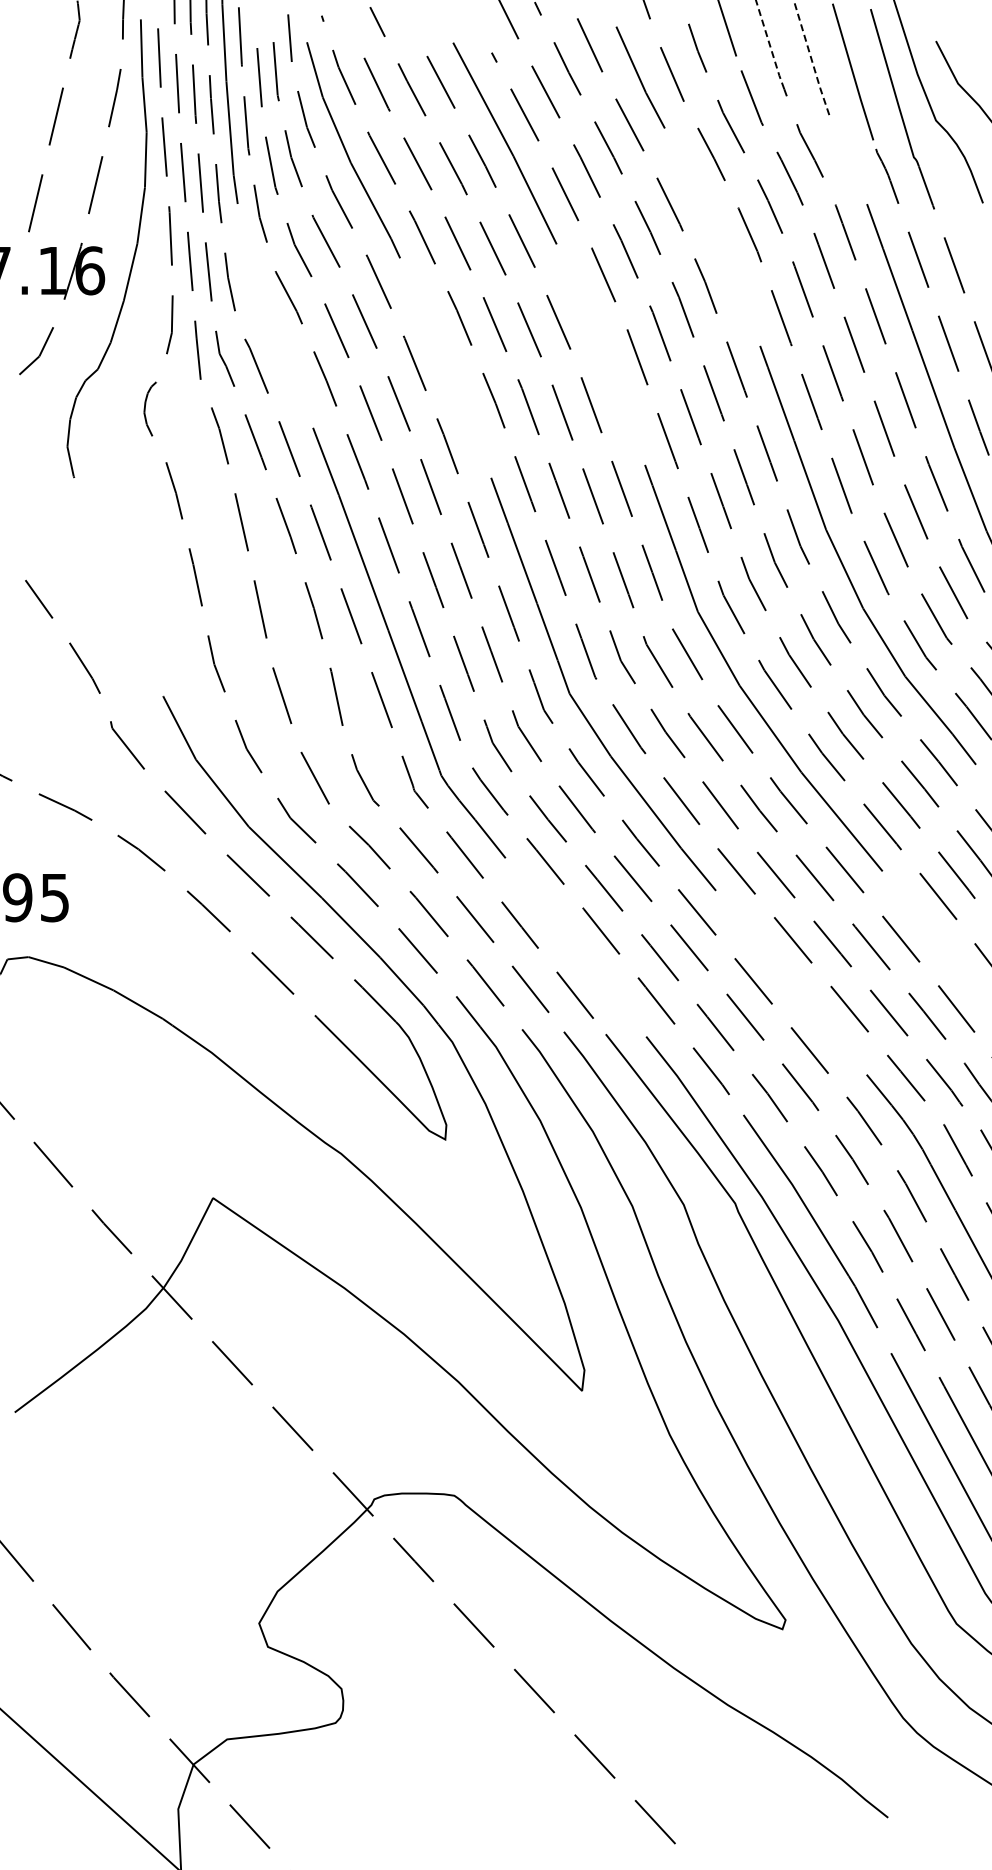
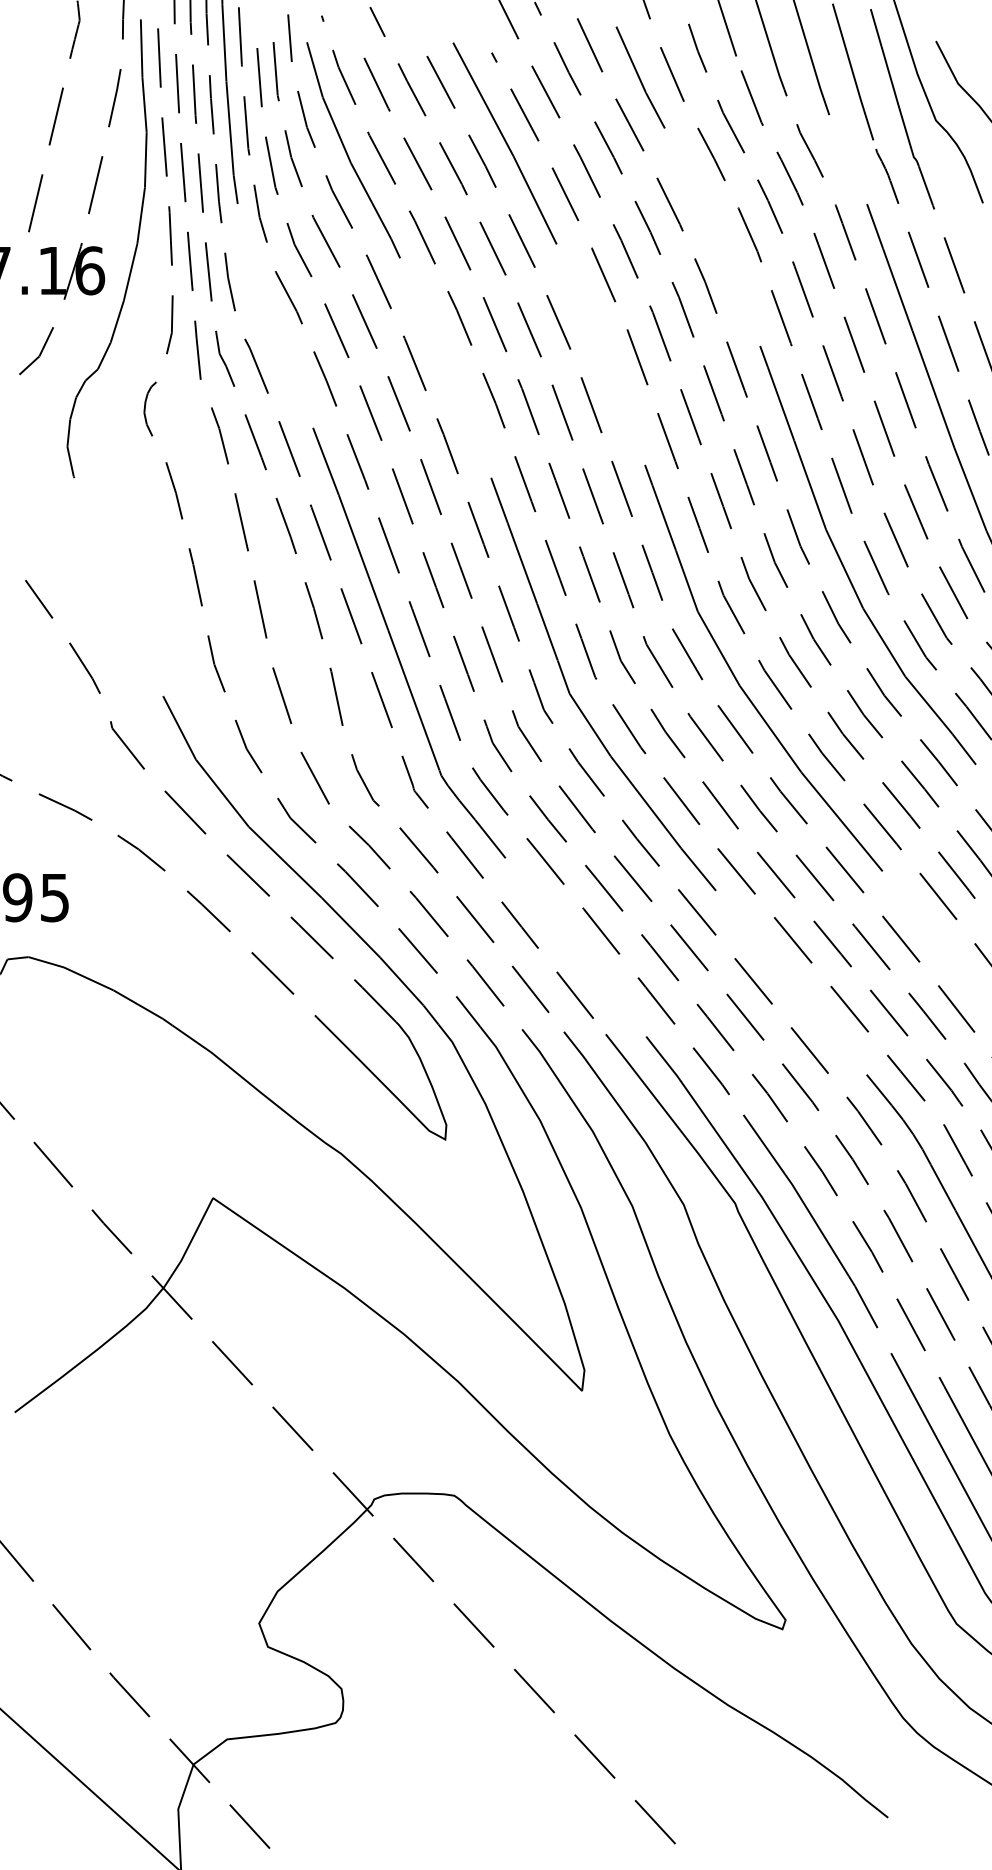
line: dashed -> solid (769, 45)
line: dashed -> solid (811, 58)
